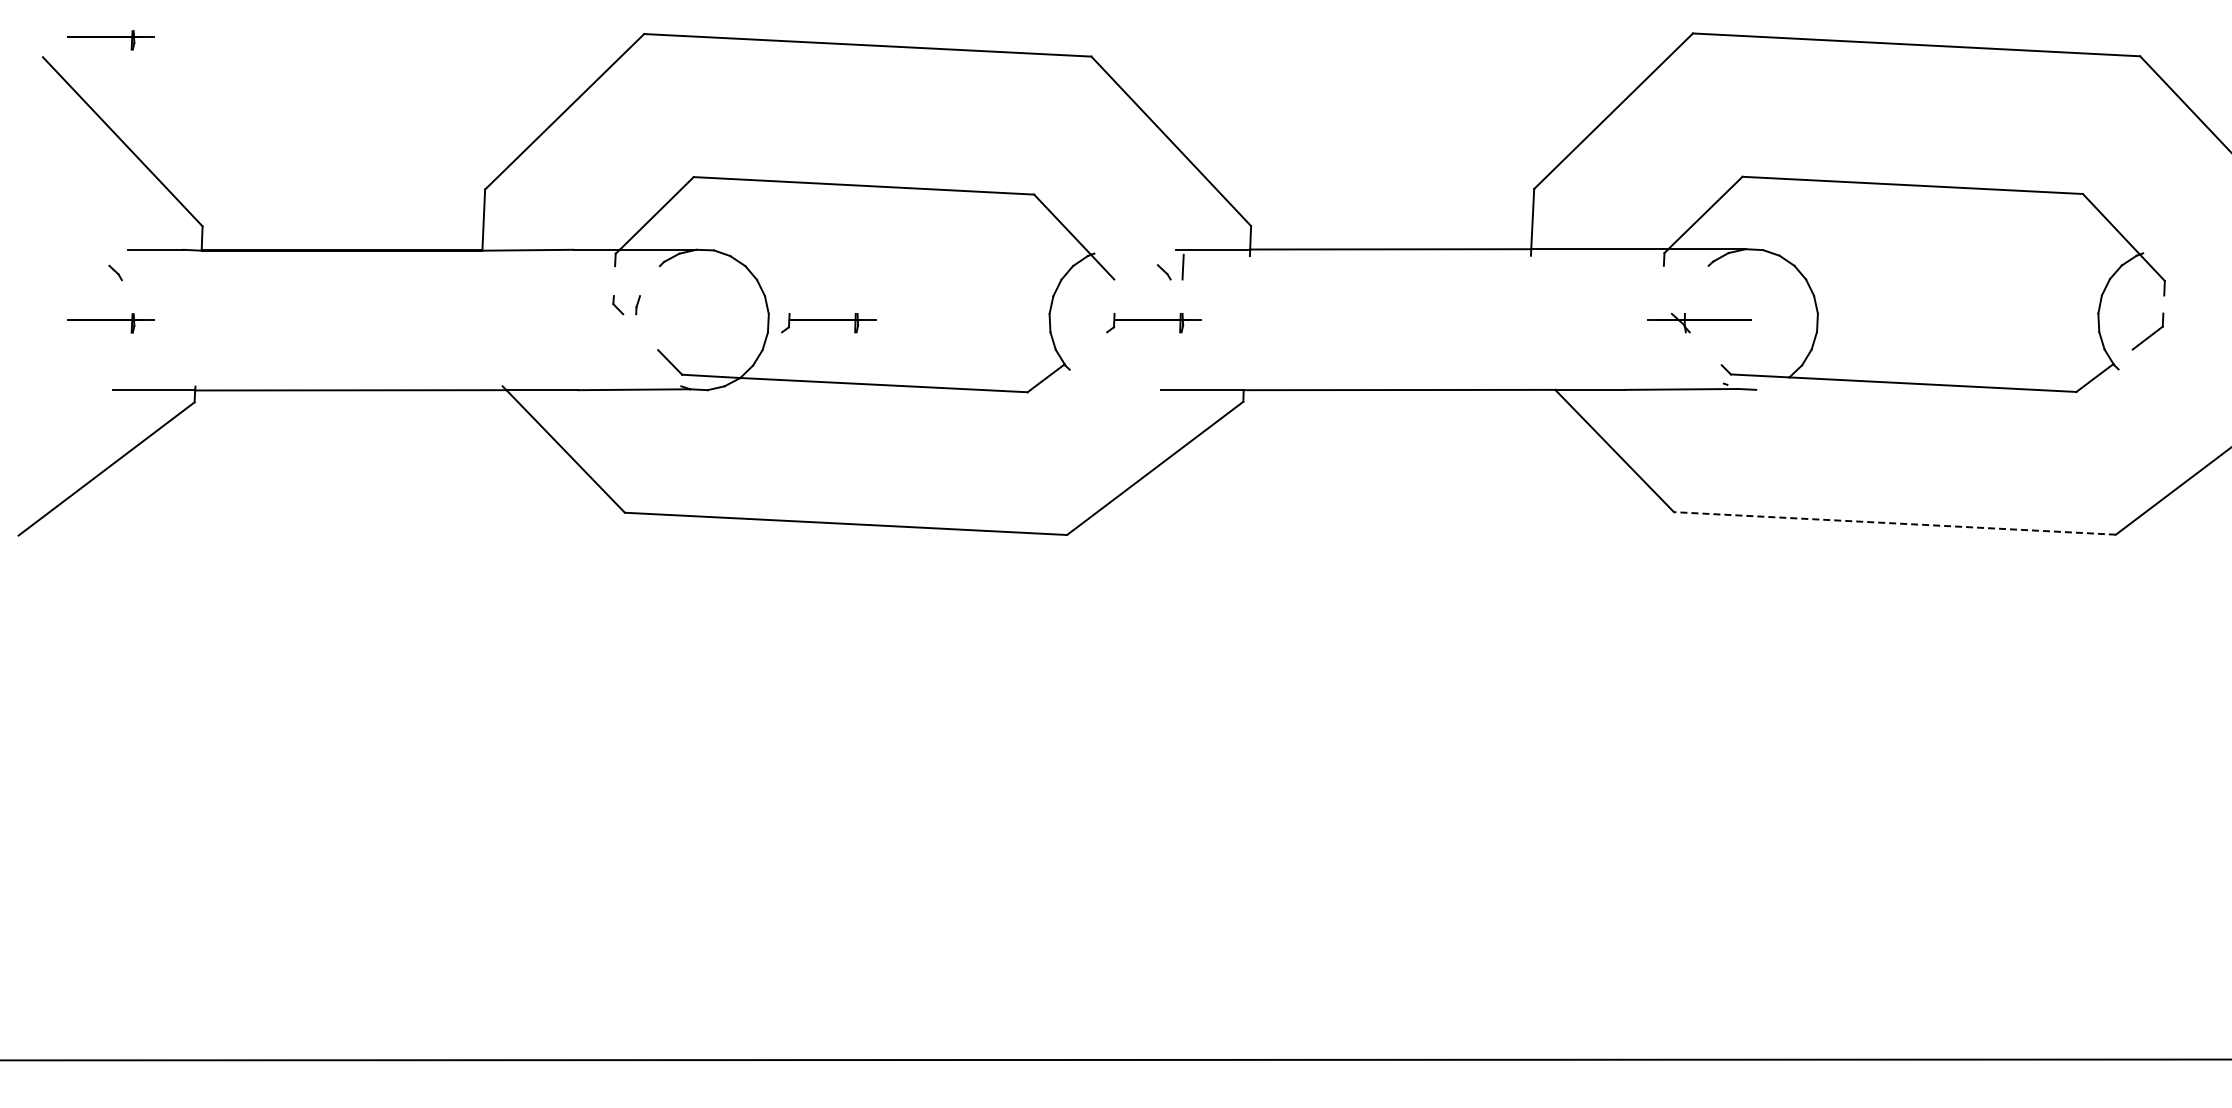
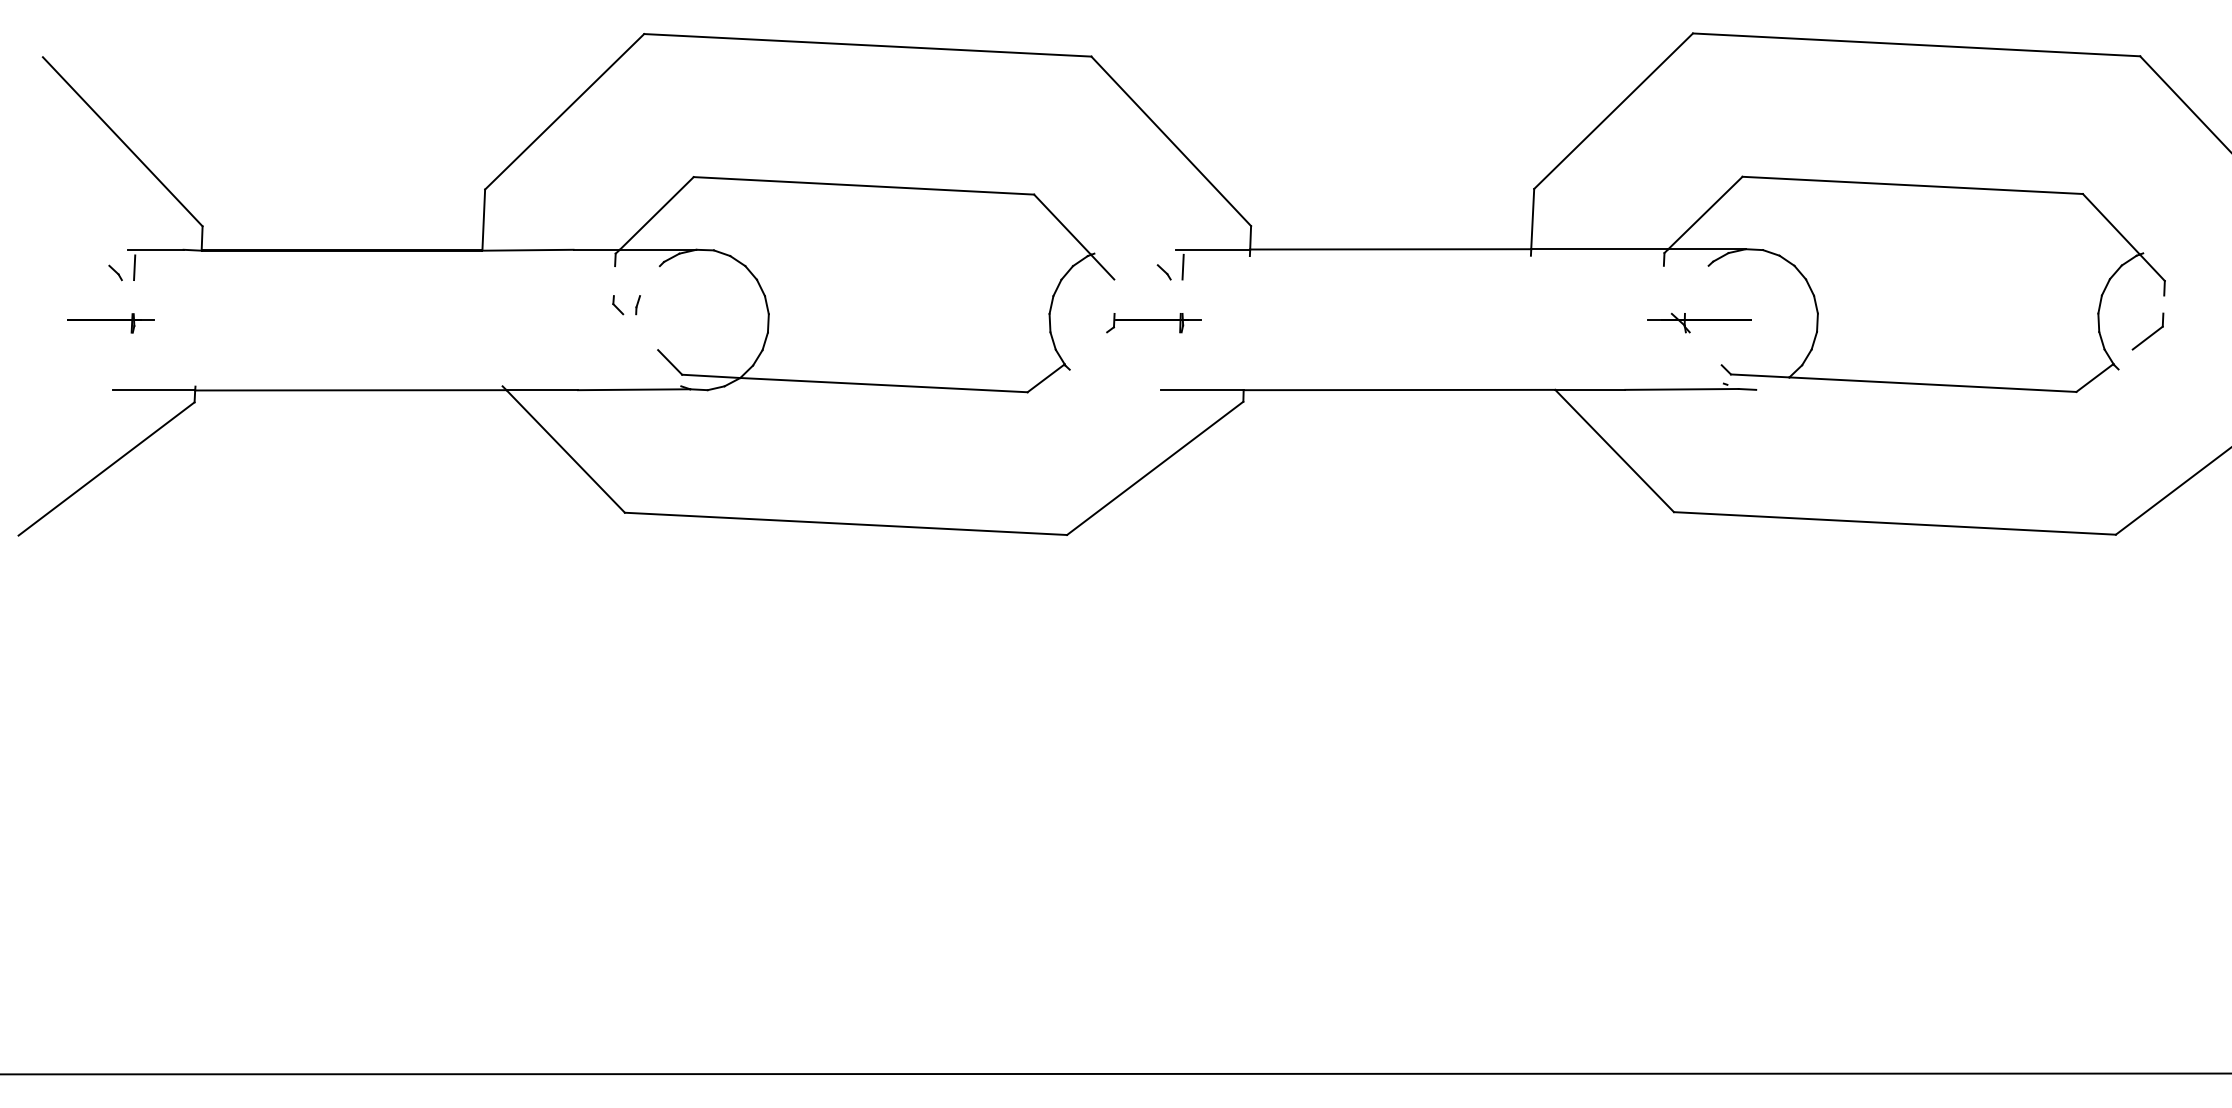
part: present -> none (110, 40)
line: none -> present (134, 267)
part: present -> none (828, 323)
line: dashed -> solid (1894, 523)
line position: (1115, 1059) -> (1115, 1073) (1115, 1073)
